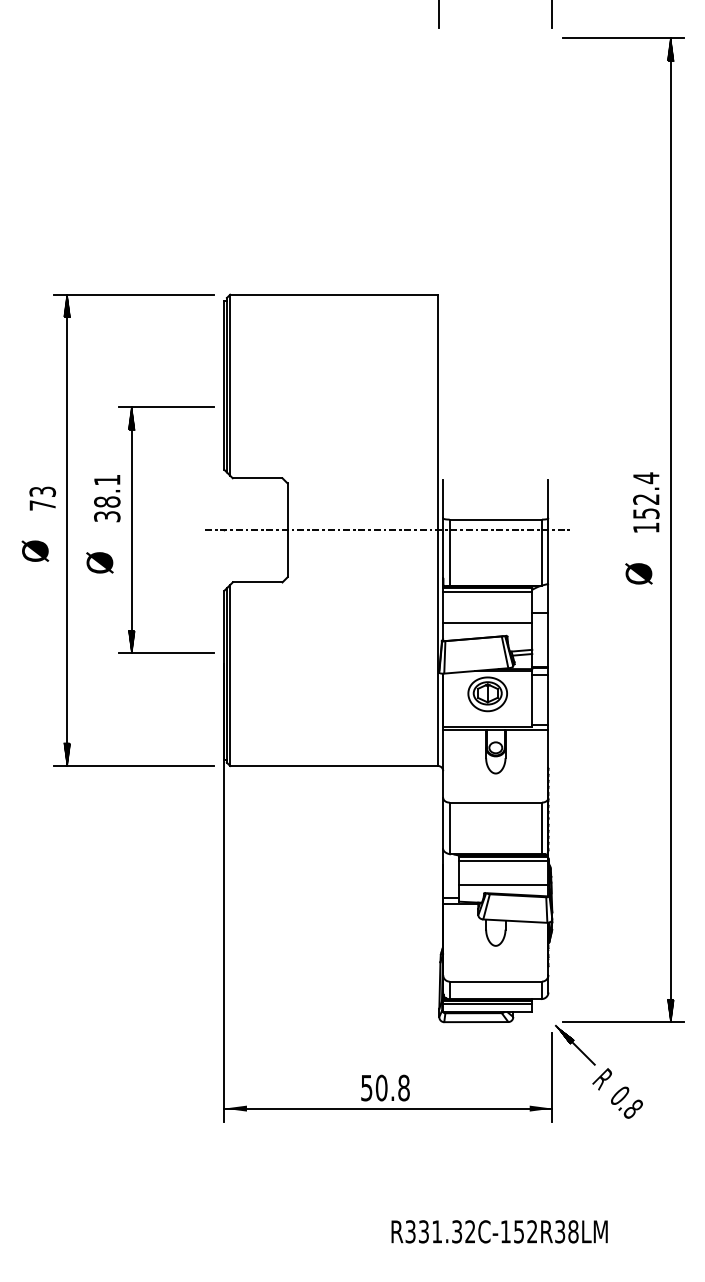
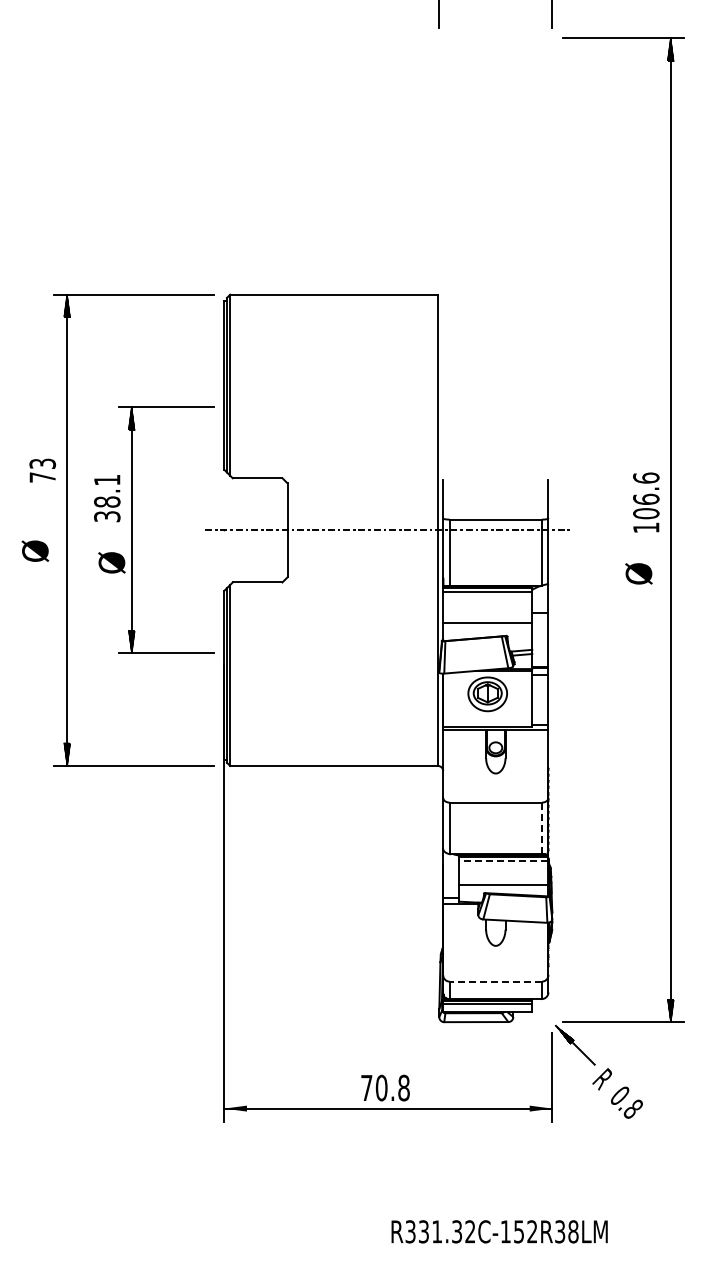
text: 152.4 -> 106.6 (646, 495)
text position: (42, 498) -> (42, 470) (42, 470)
text position: (99, 562) -> (111, 562) (111, 562)
line: solid -> dashed (541, 828)
line: solid -> dashed (503, 861)
line: solid -> dashed (495, 981)
text: 50.8 -> 70.8 (366, 1088)
